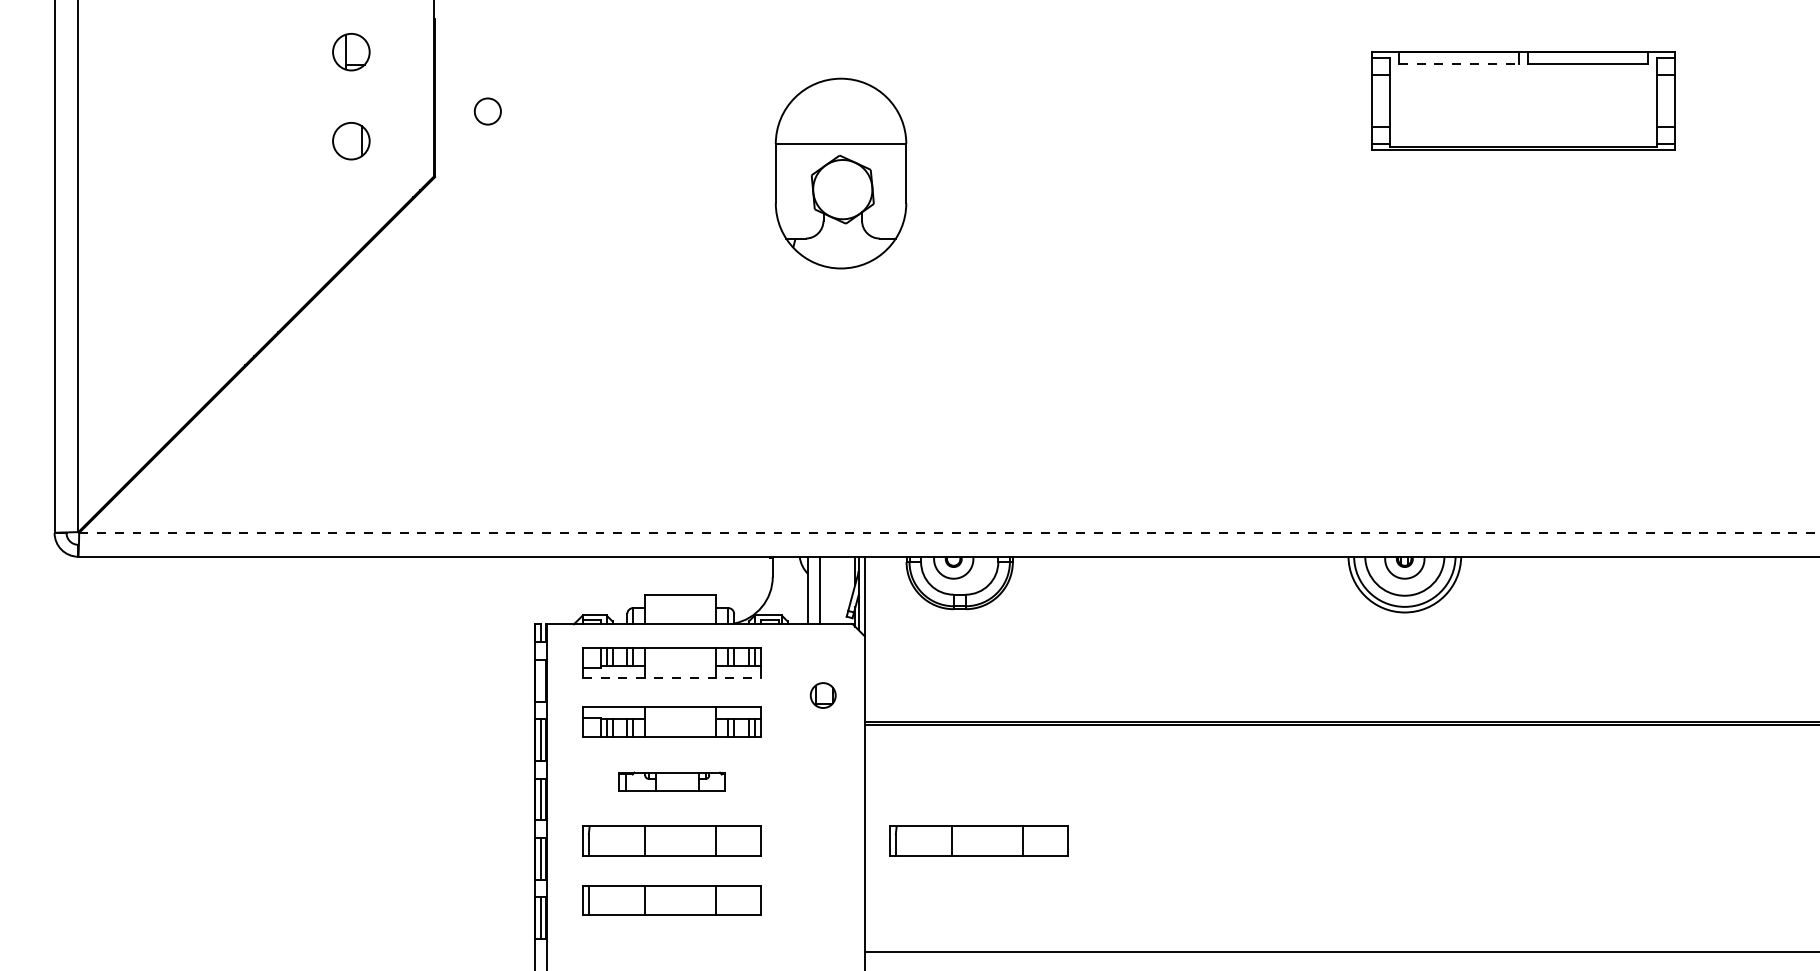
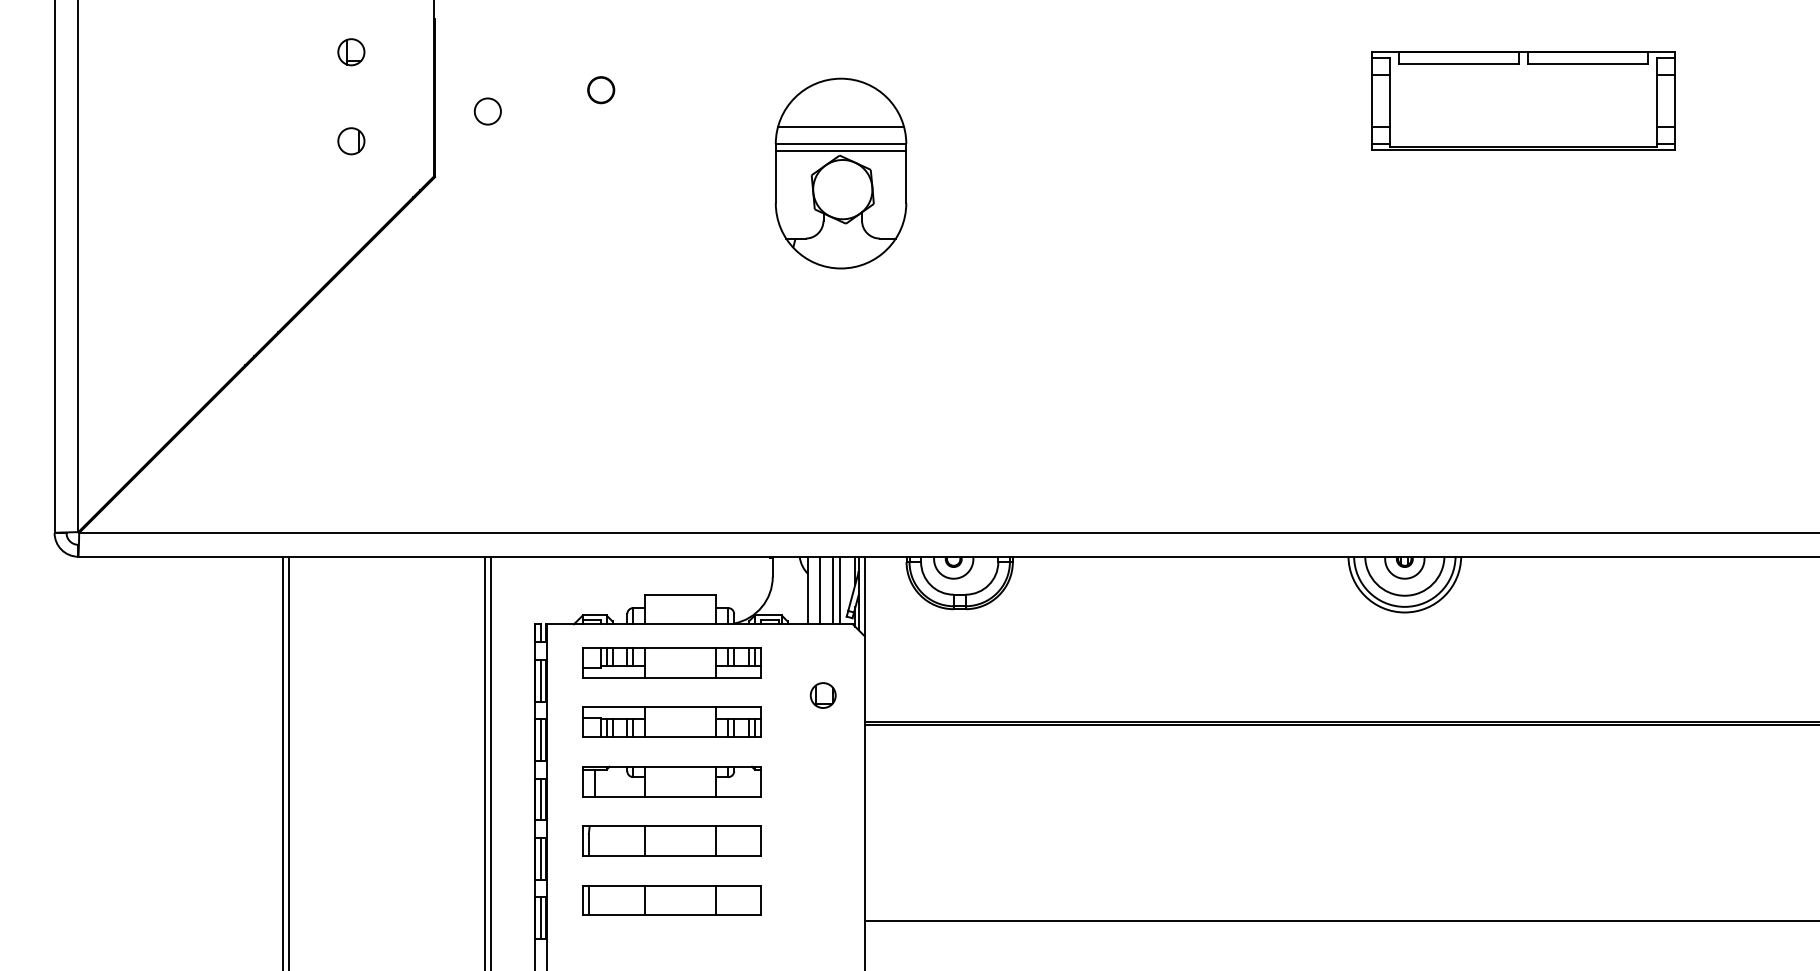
part size: 39x39 px -> 29x29 px (351, 52)
line: dashed -> solid (1459, 64)
circle: none -> present (601, 90)
line: none -> present (840, 127)
part size: 39x39 px -> 29x29 px (351, 141)
line: none -> present (840, 151)
line: dashed -> solid (949, 533)
line: none -> present (833, 590)
line: none -> present (840, 590)
line: dashed -> solid (672, 677)
line: none -> present (541, 680)
line: none -> present (283, 761)
line: none -> present (289, 761)
line: none -> present (484, 761)
line: none -> present (490, 761)
part size: 108x21 px -> 180x33 px (671, 781)
part: present -> none (978, 840)
line position: (1340, 952) -> (1340, 921) (1340, 921)
